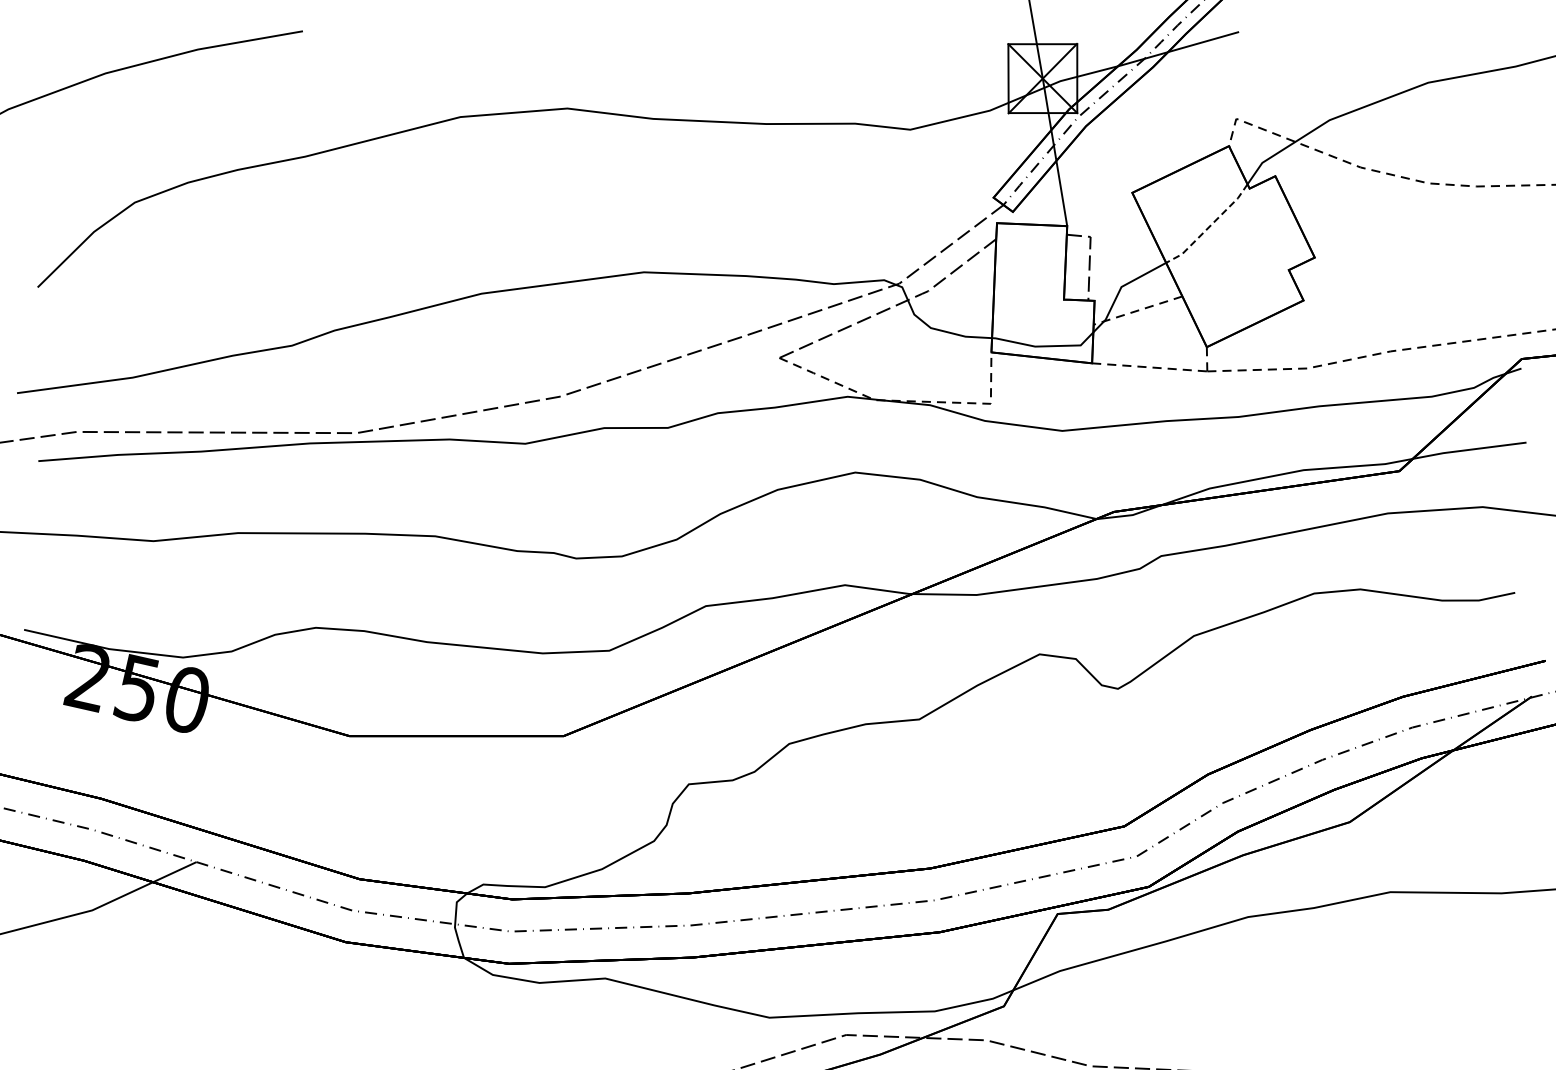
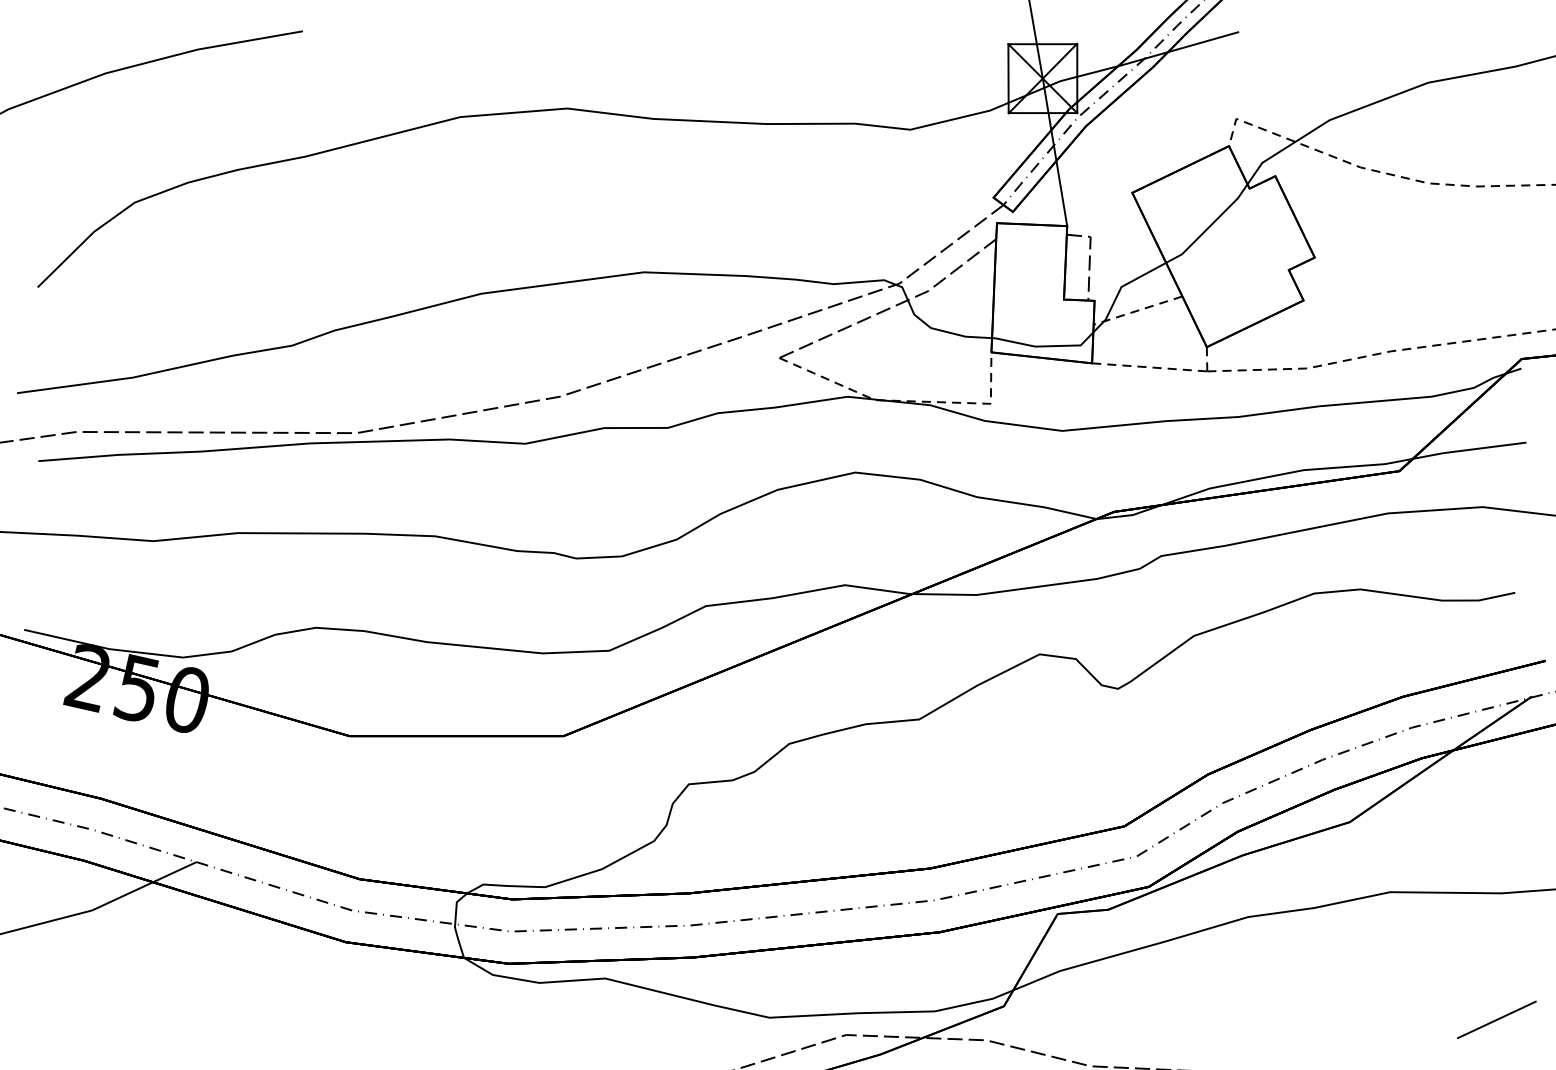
line: dashed -> solid (1209, 227)
line: none -> present (1496, 1019)
